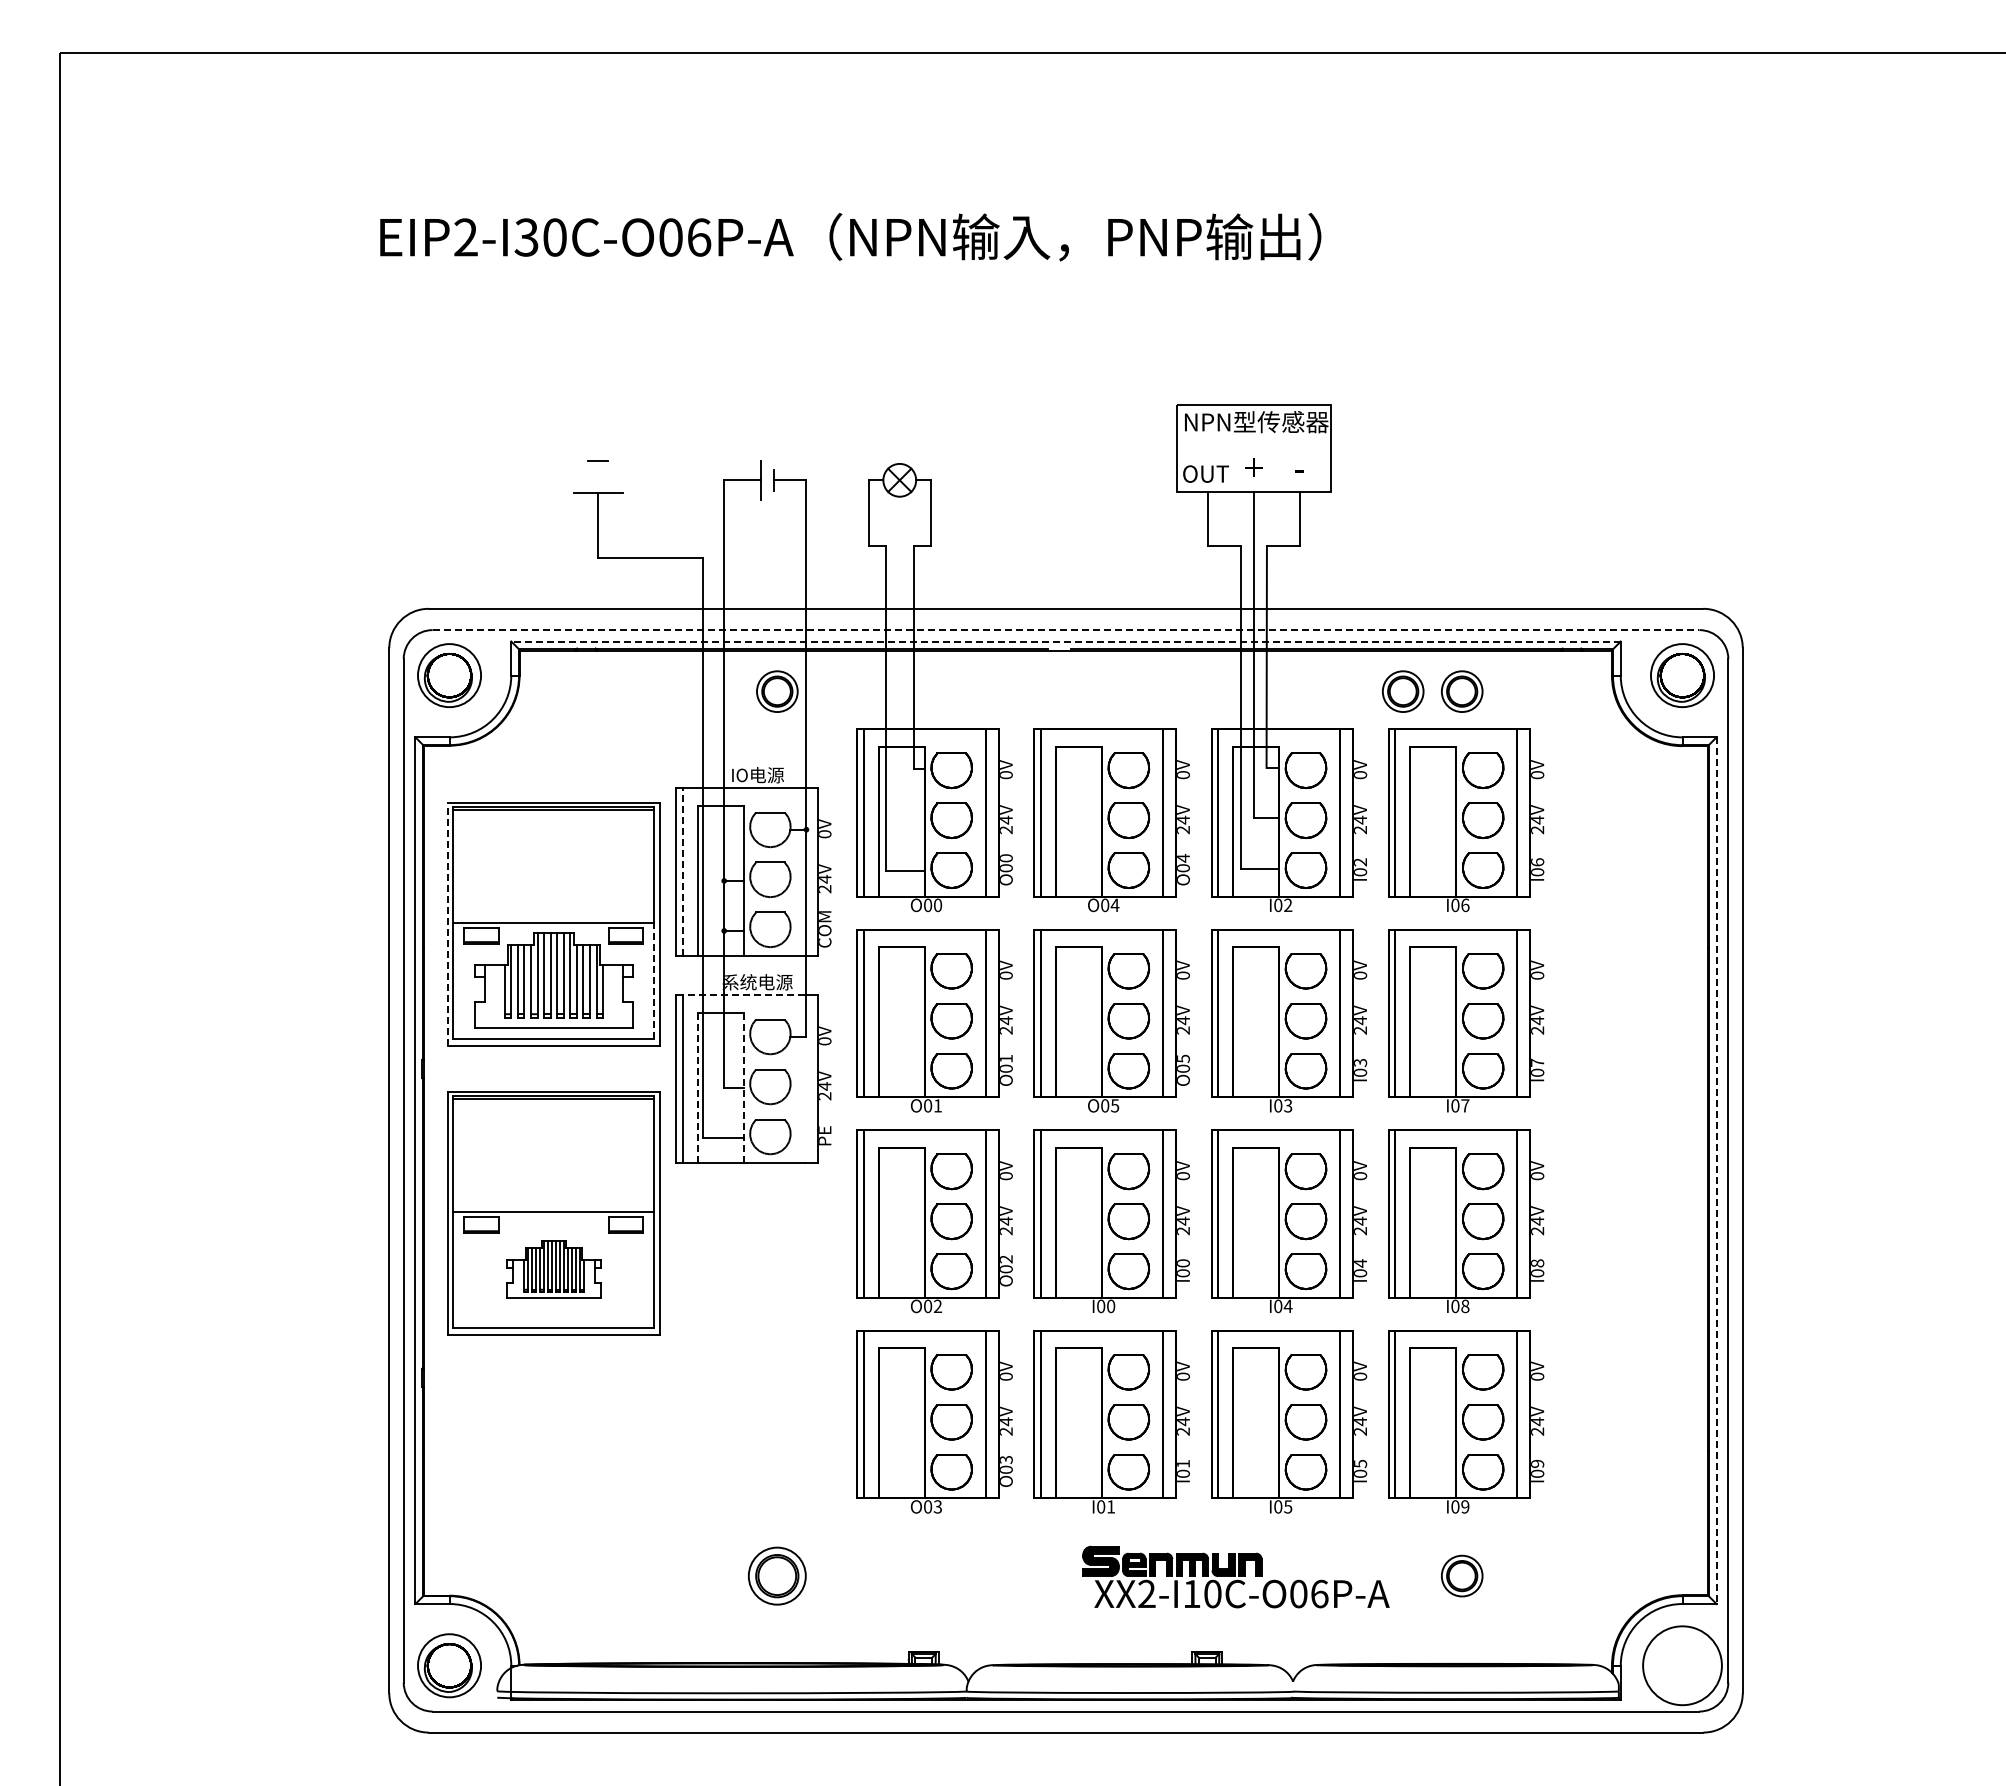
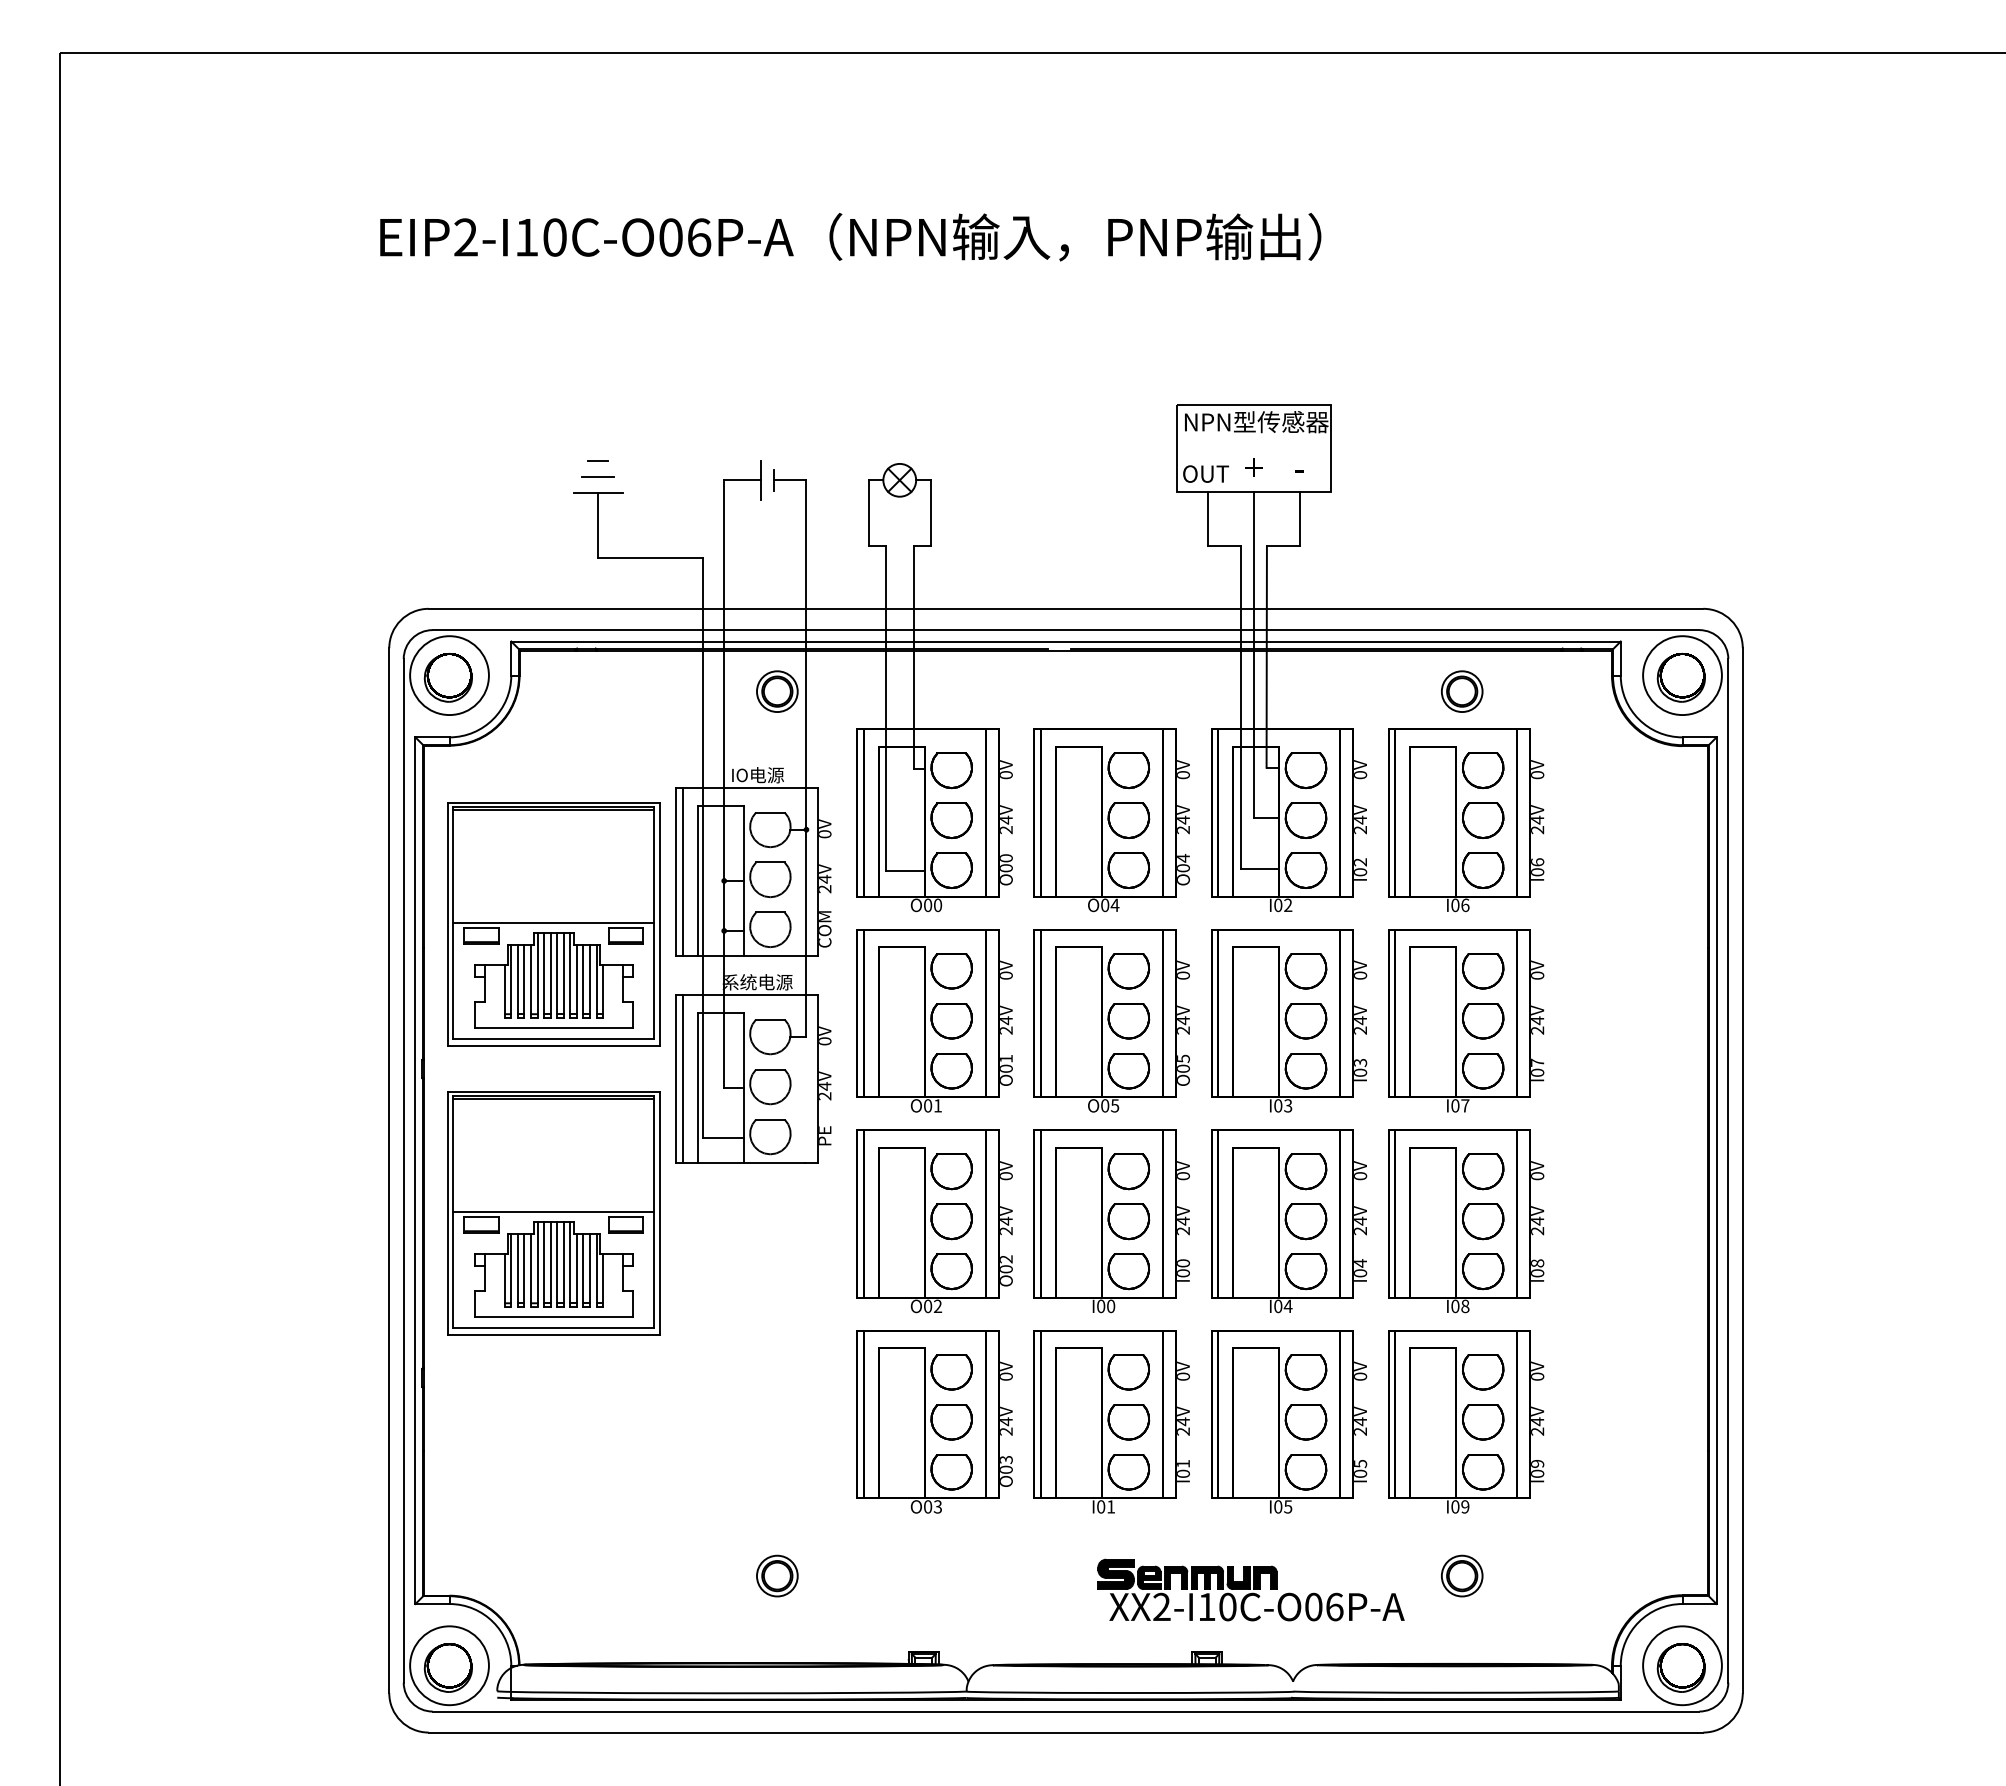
text: EIP2-I30C-O06P-A -> EIP2-I10C-O06P-A (526, 237)
line: none -> present (597, 477)
line: dashed -> solid (1066, 630)
line: dashed -> solid (1066, 641)
circle diameter: 63 px -> 79 px (449, 675)
circle diameter: 63 px -> 79 px (1682, 675)
part: present -> none (1403, 691)
line: dashed -> solid (682, 872)
line: dashed -> solid (448, 924)
line: dashed -> solid (654, 980)
line: dashed -> solid (743, 995)
line: dashed -> solid (697, 1088)
line: dashed -> solid (743, 1088)
line: dashed -> solid (1716, 1171)
part size: 96x59 px -> 160x97 px (553, 1269)
part size: 60x60 px -> 43x44 px (777, 1575)
part position: (1235, 1576) -> (1250, 1589) (1250, 1589)
circle diameter: 63 px -> 79 px (449, 1665)
part: none -> present (1680, 1667)
